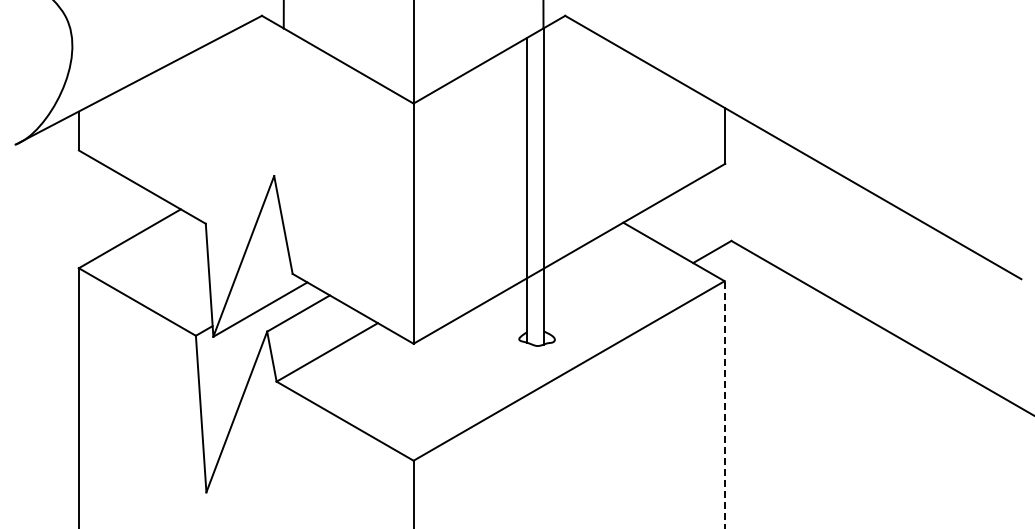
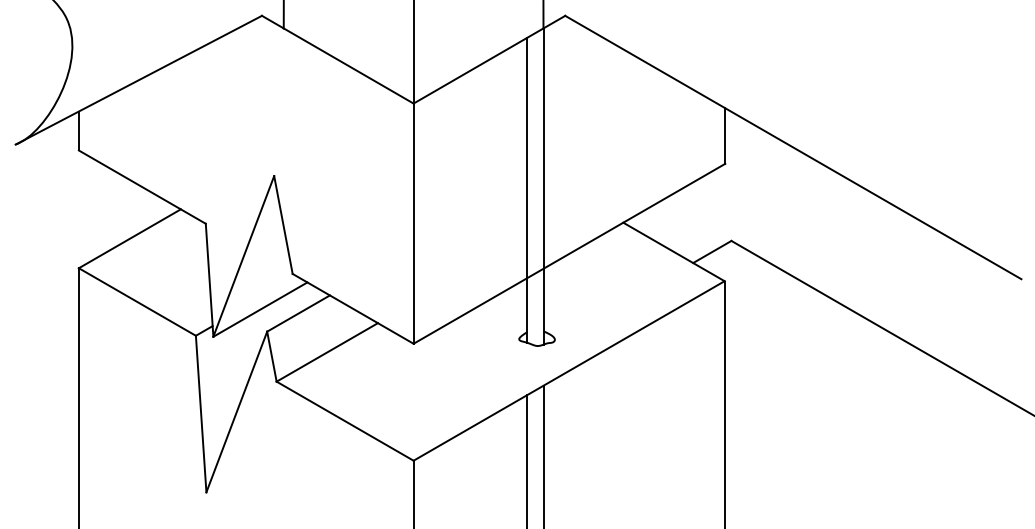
line: dashed -> solid (725, 405)
line: none -> present (543, 455)
line: none -> present (527, 460)
